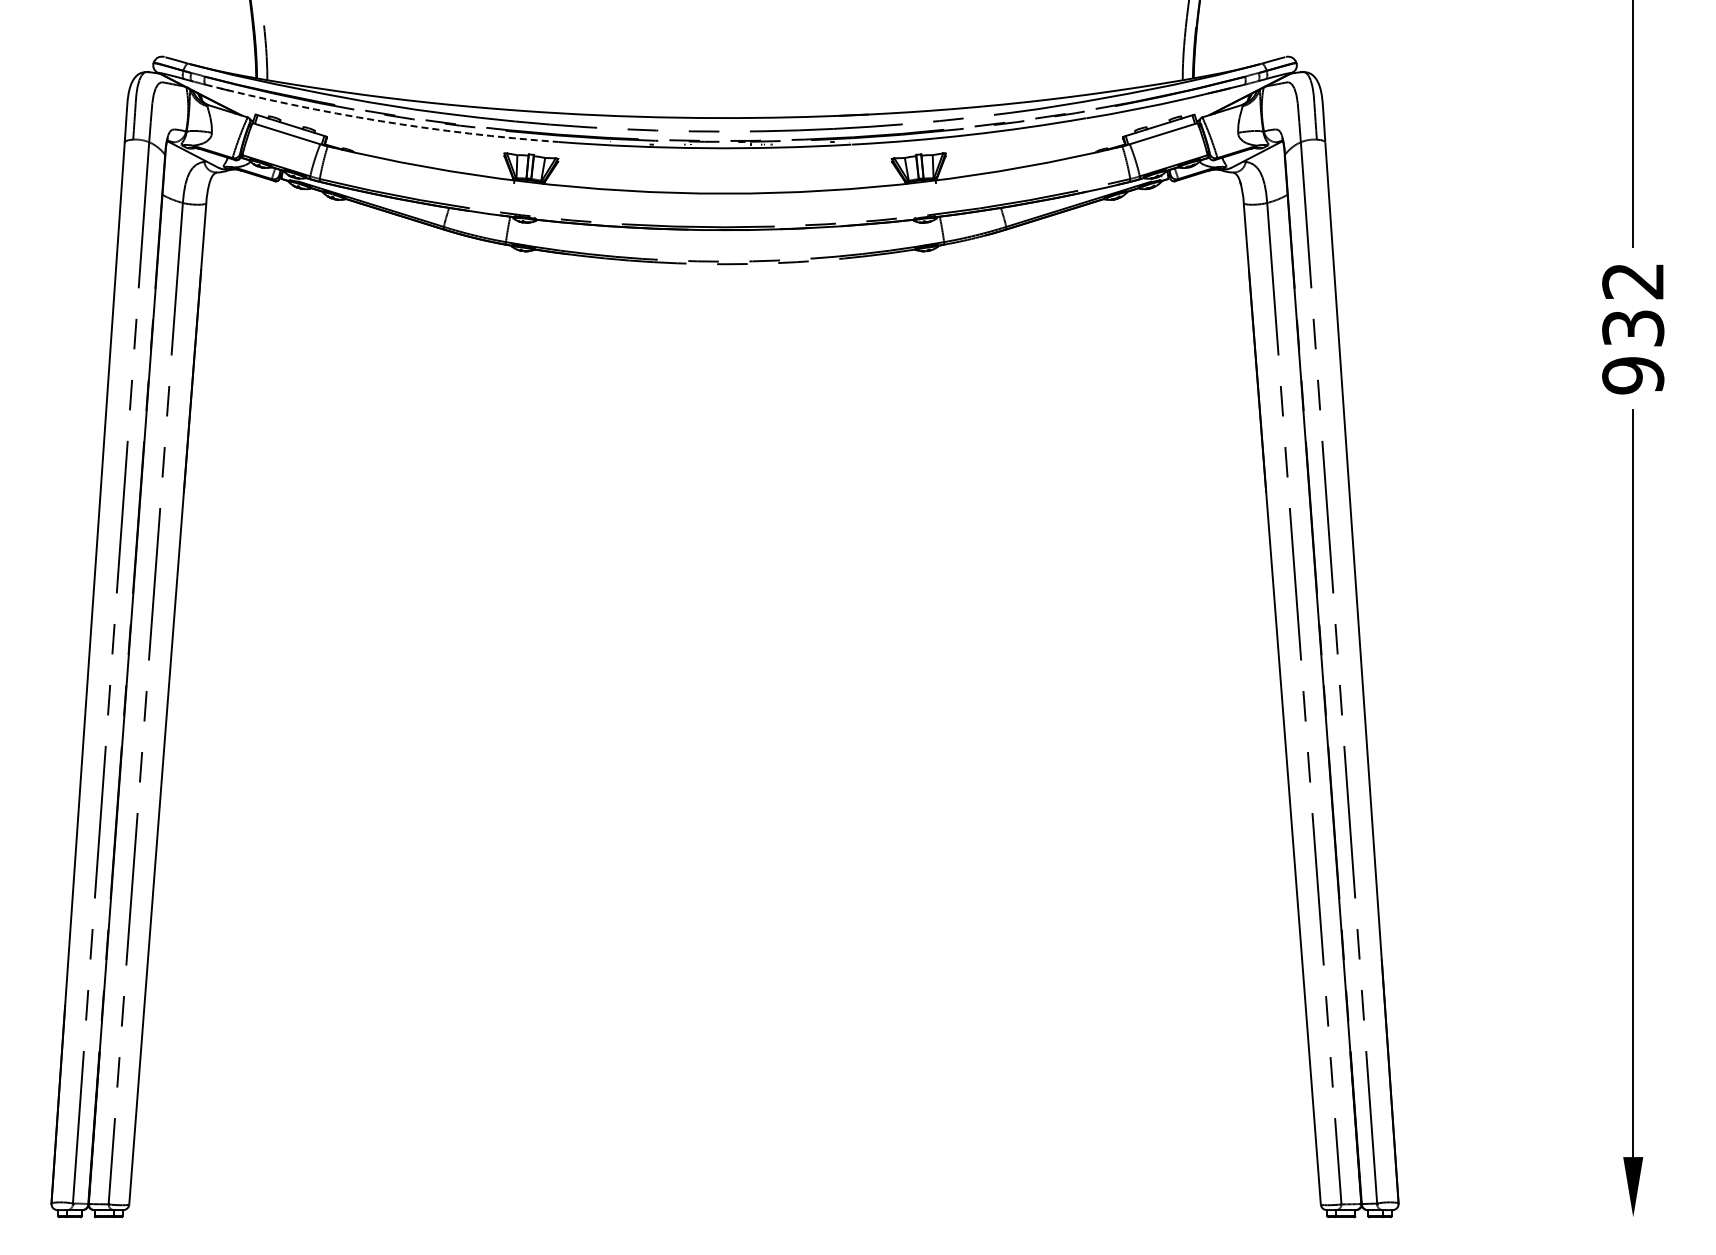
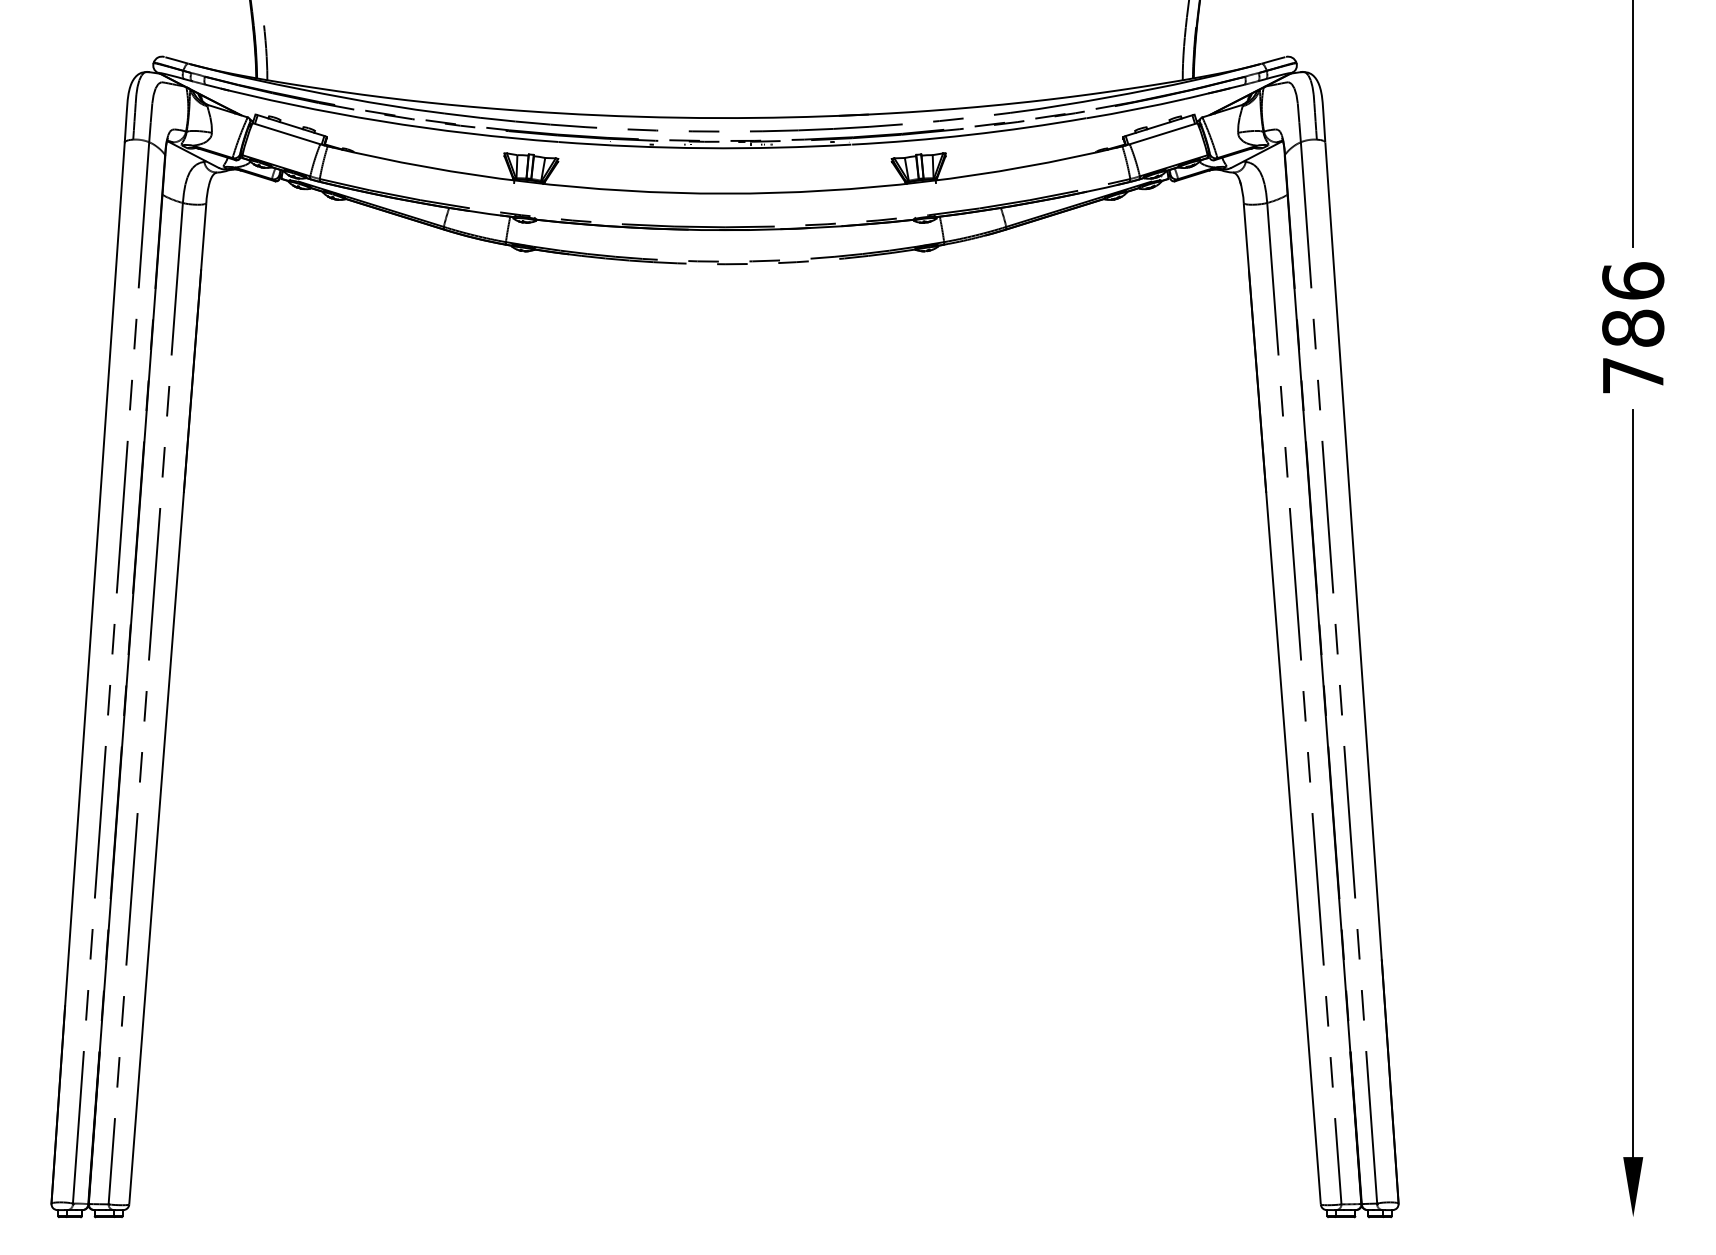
arc: dashed -> solid (380, 121)
text: 932 -> 786 (1633, 328)
